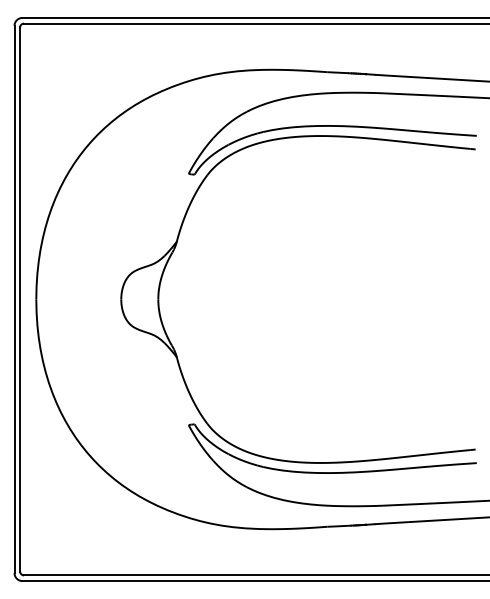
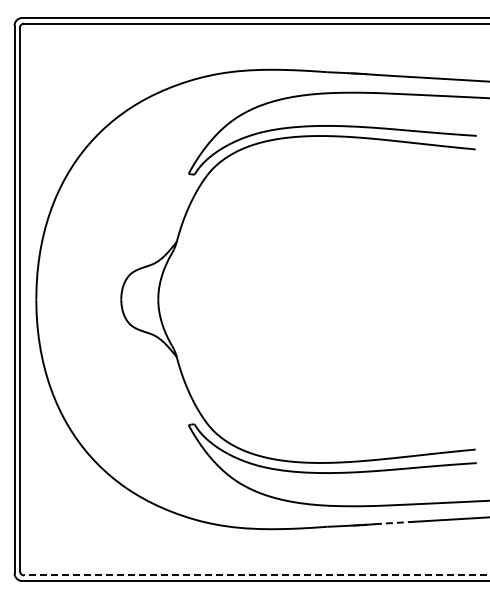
line: solid -> dashed (392, 523)
line: solid -> dashed (256, 575)
